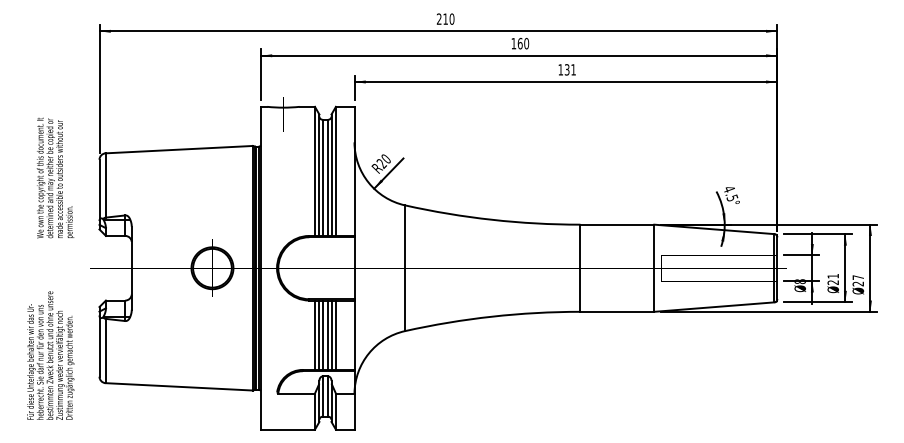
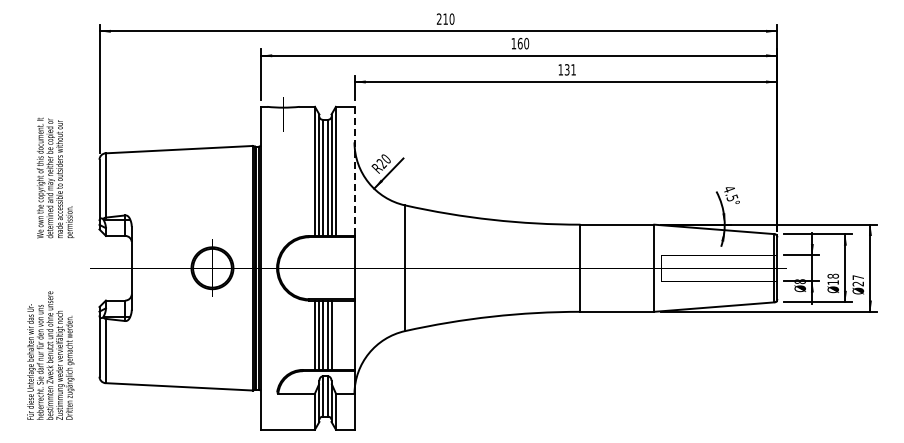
line: solid -> dashed (354, 171)
text: 21 -> 18 (833, 278)
line: present -> none (335, 334)
